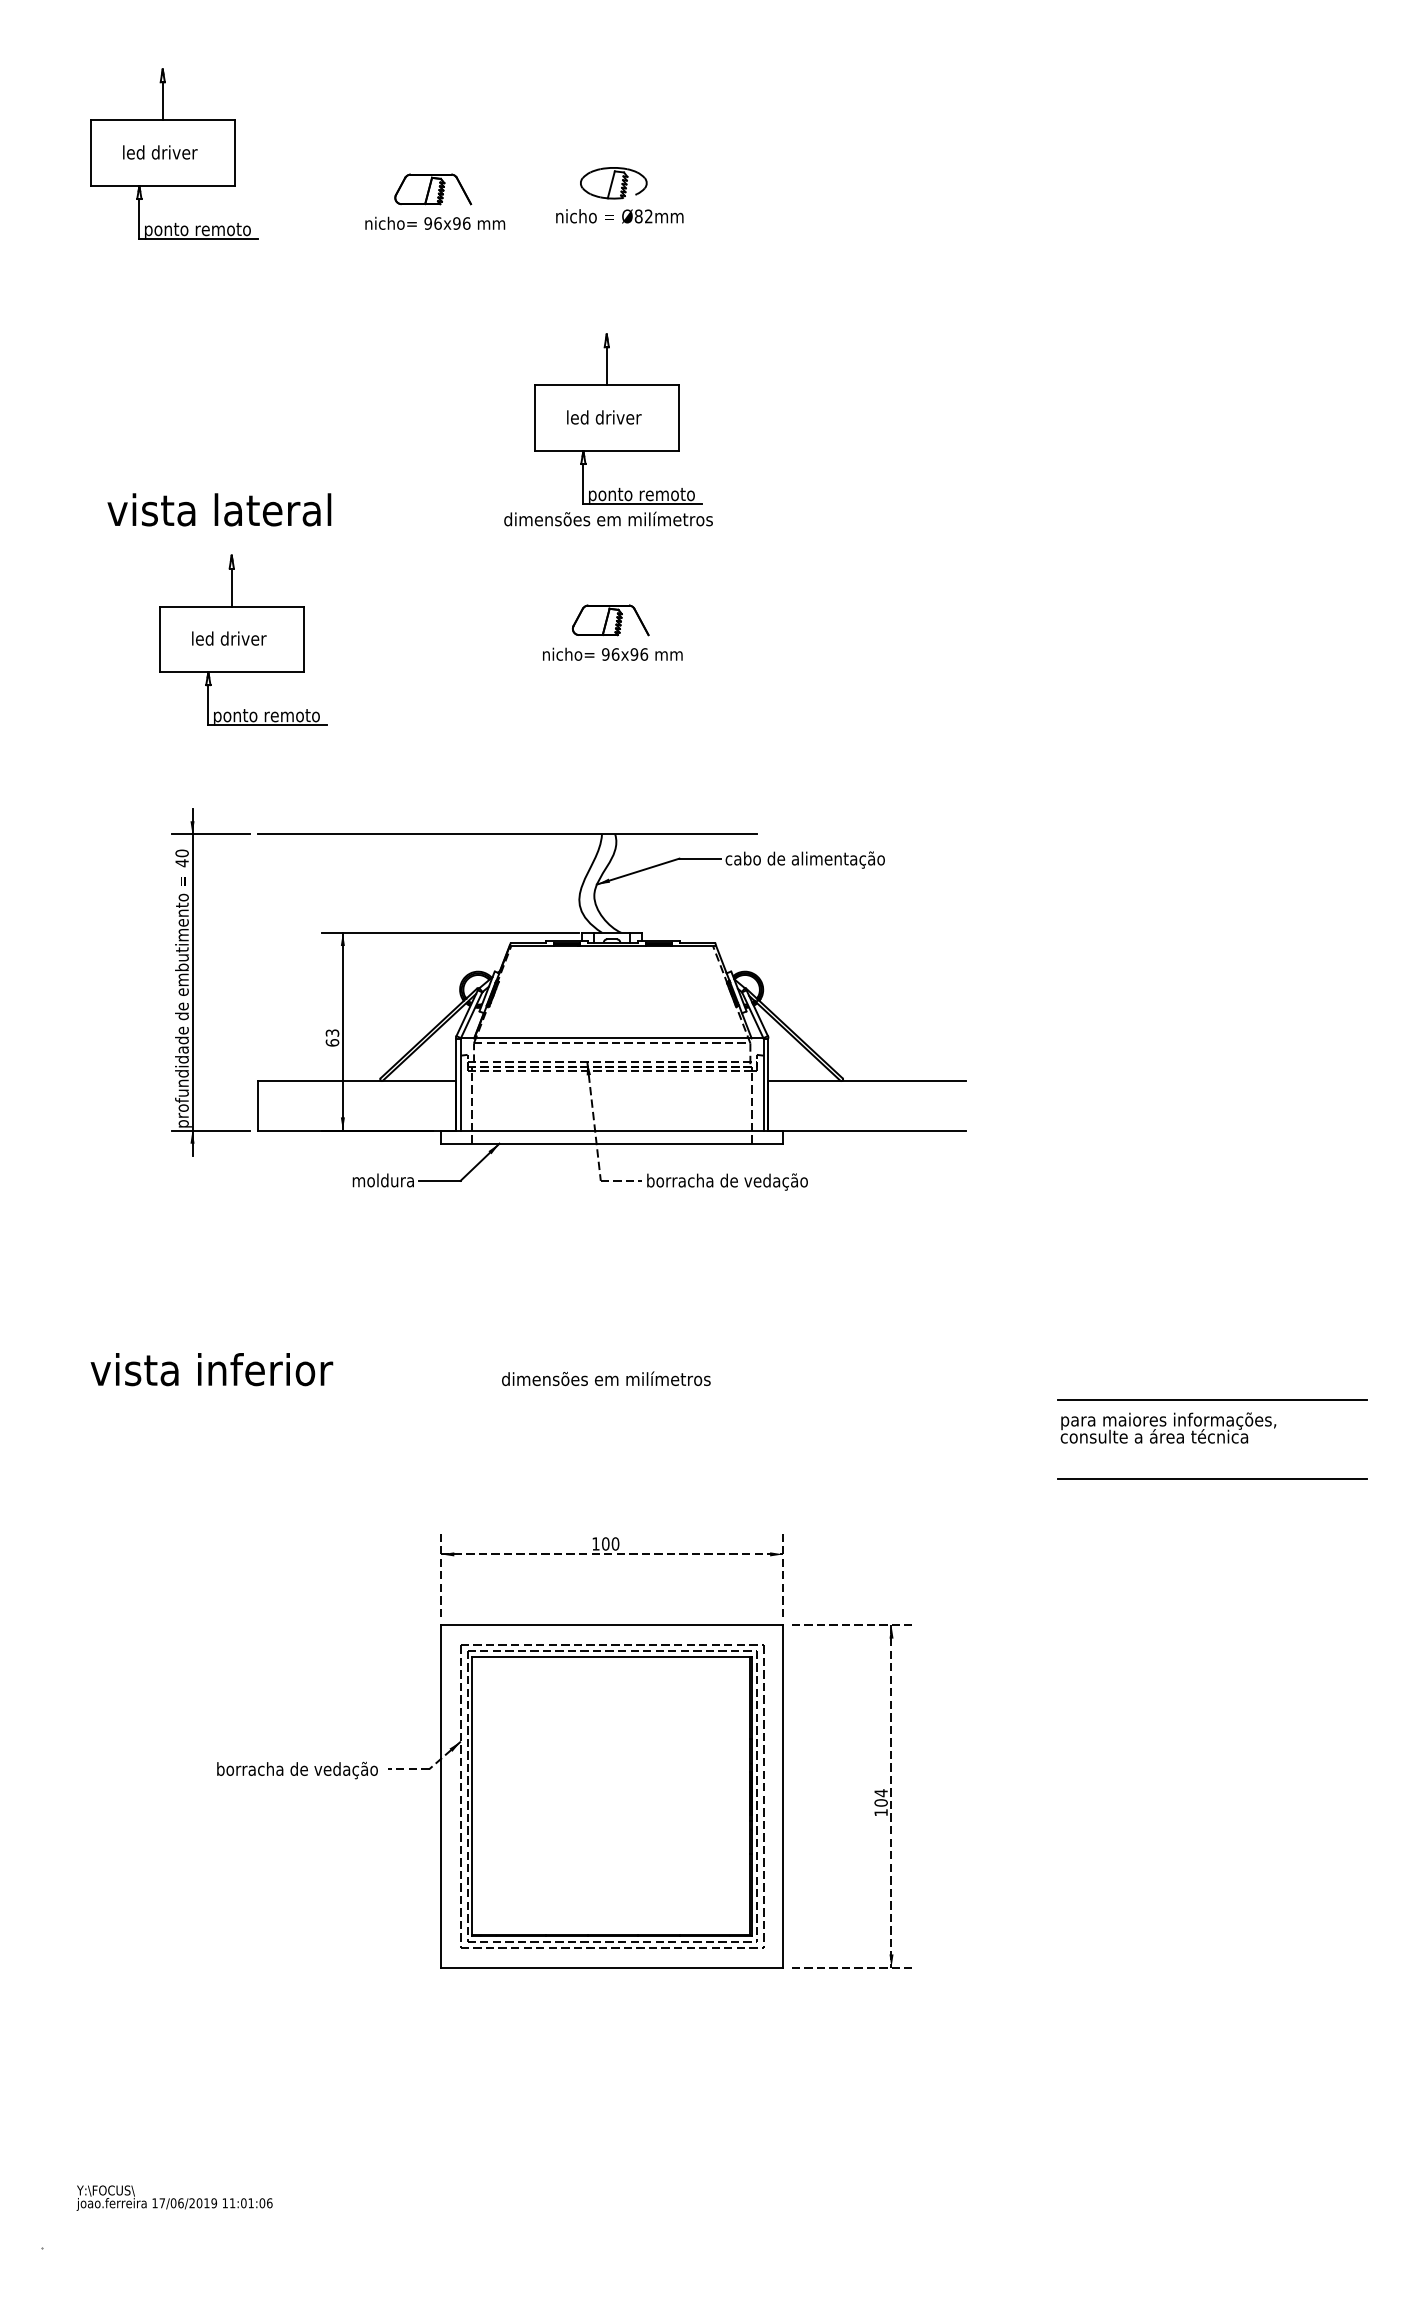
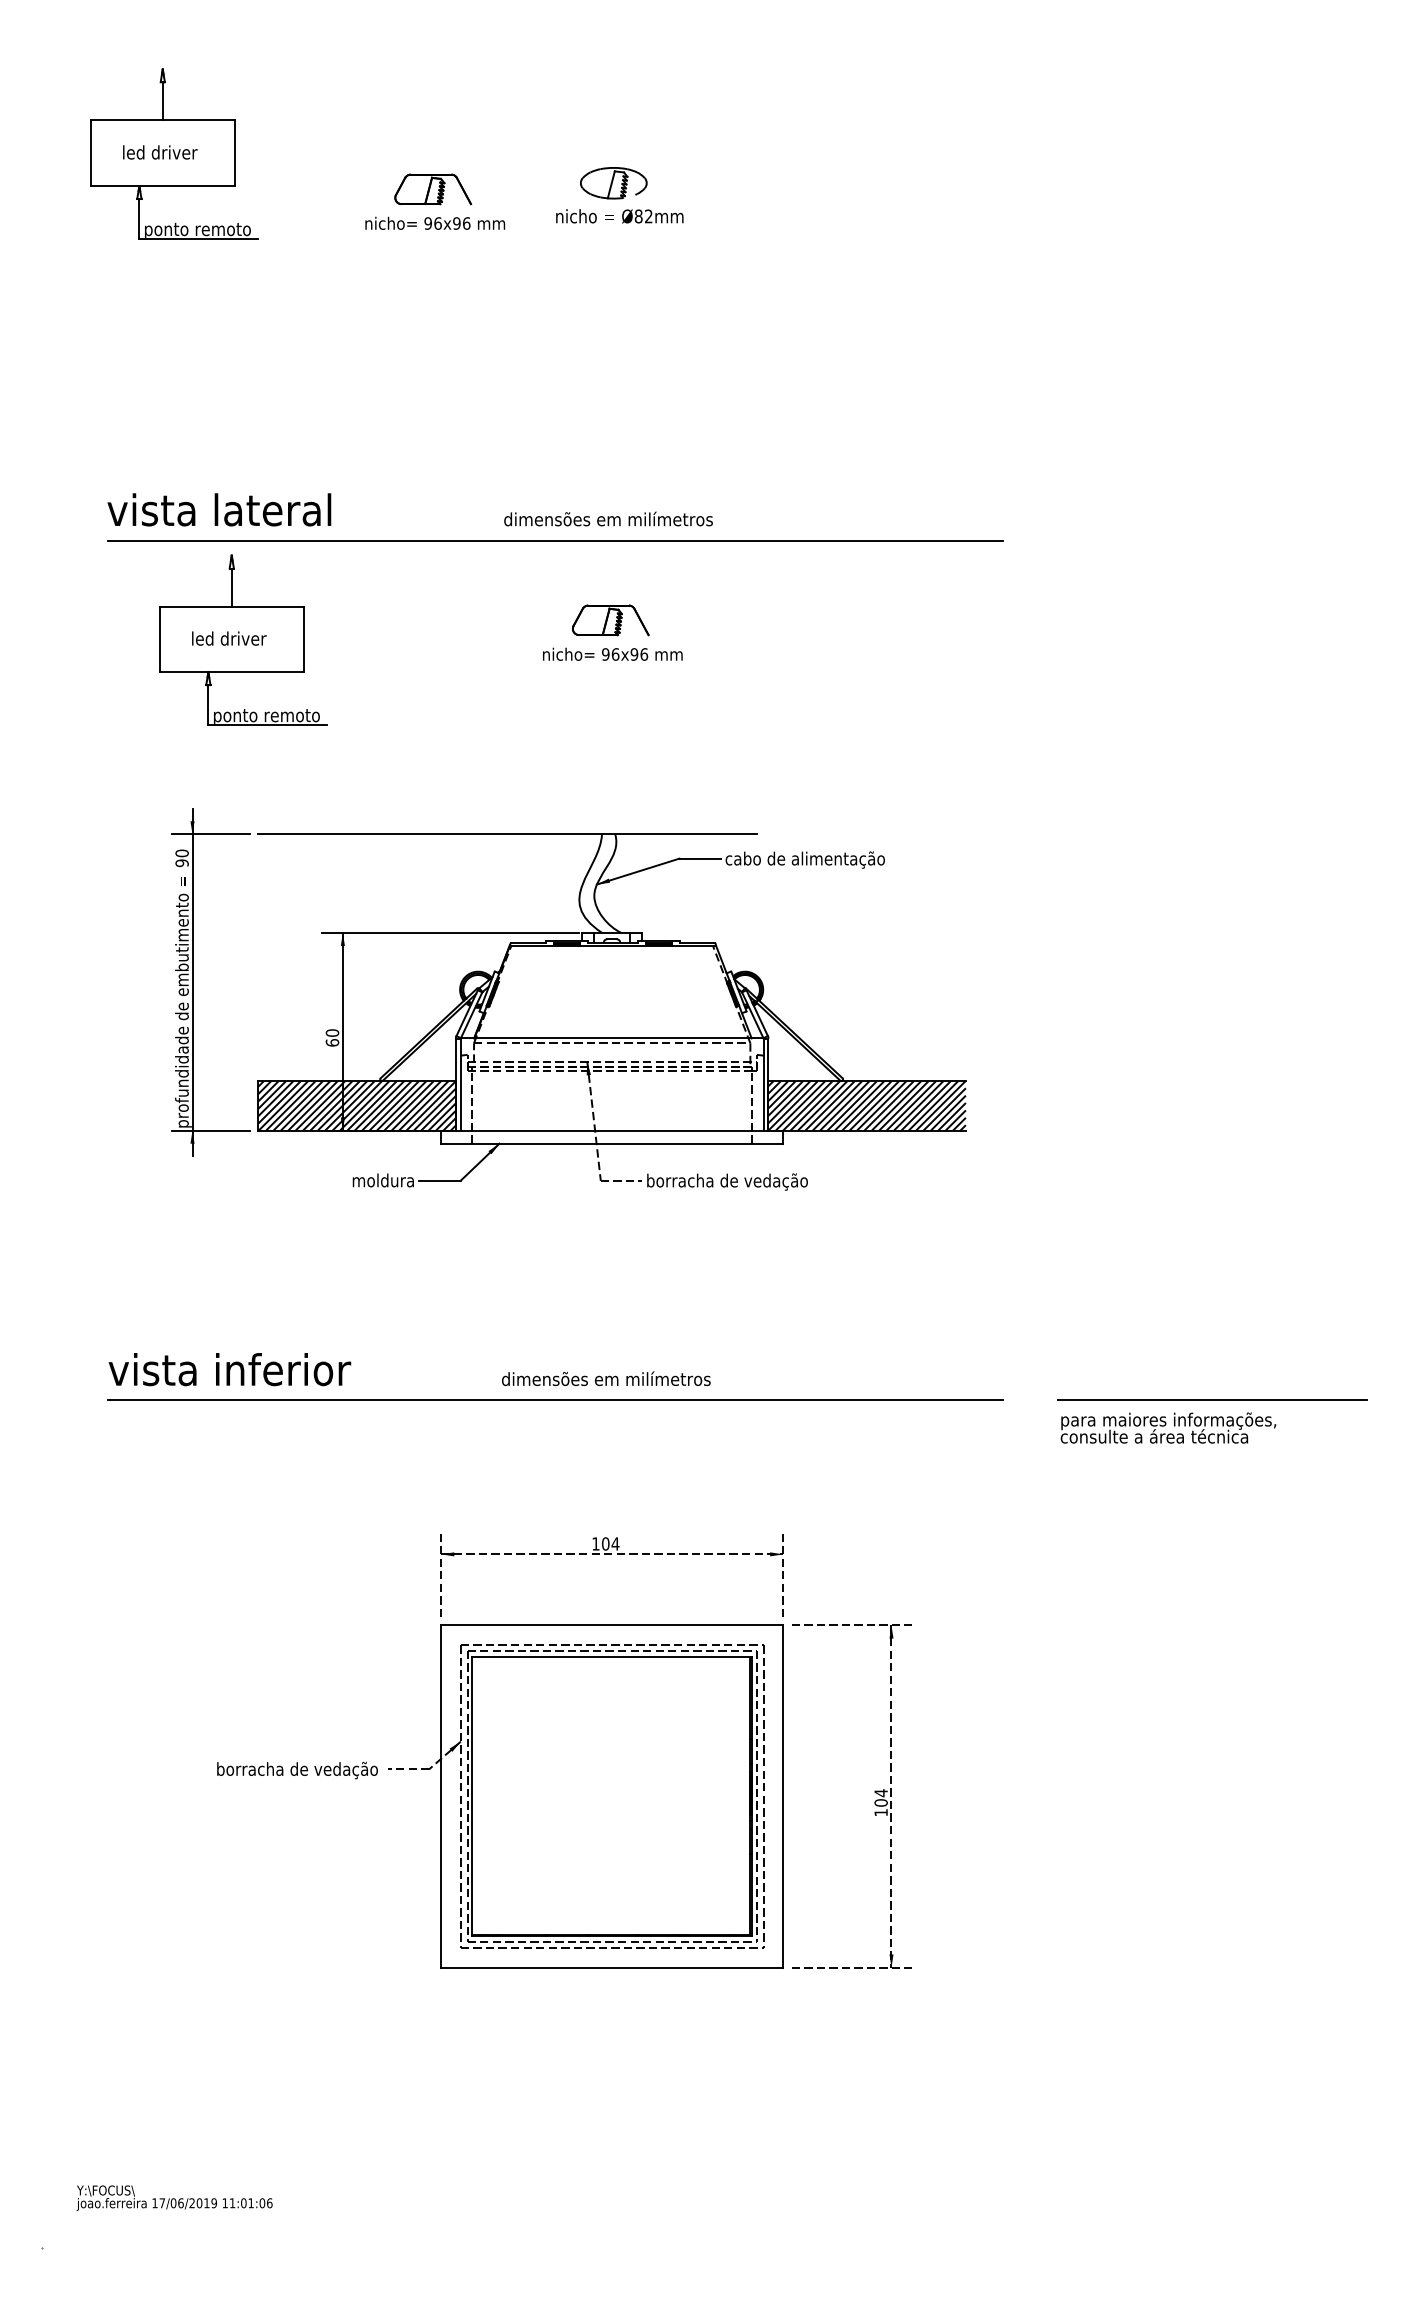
part: present -> none (618, 418)
line: none -> present (554, 540)
text: 40 -> 90 (181, 863)
text: 63 -> 60 (332, 1032)
hatch: none -> present (356, 1105)
hatch: none -> present (866, 1105)
text position: (211, 1369) -> (229, 1369) (229, 1369)
line: none -> present (554, 1399)
line: present -> none (1212, 1478)
text: 100 -> 104 (615, 1543)
